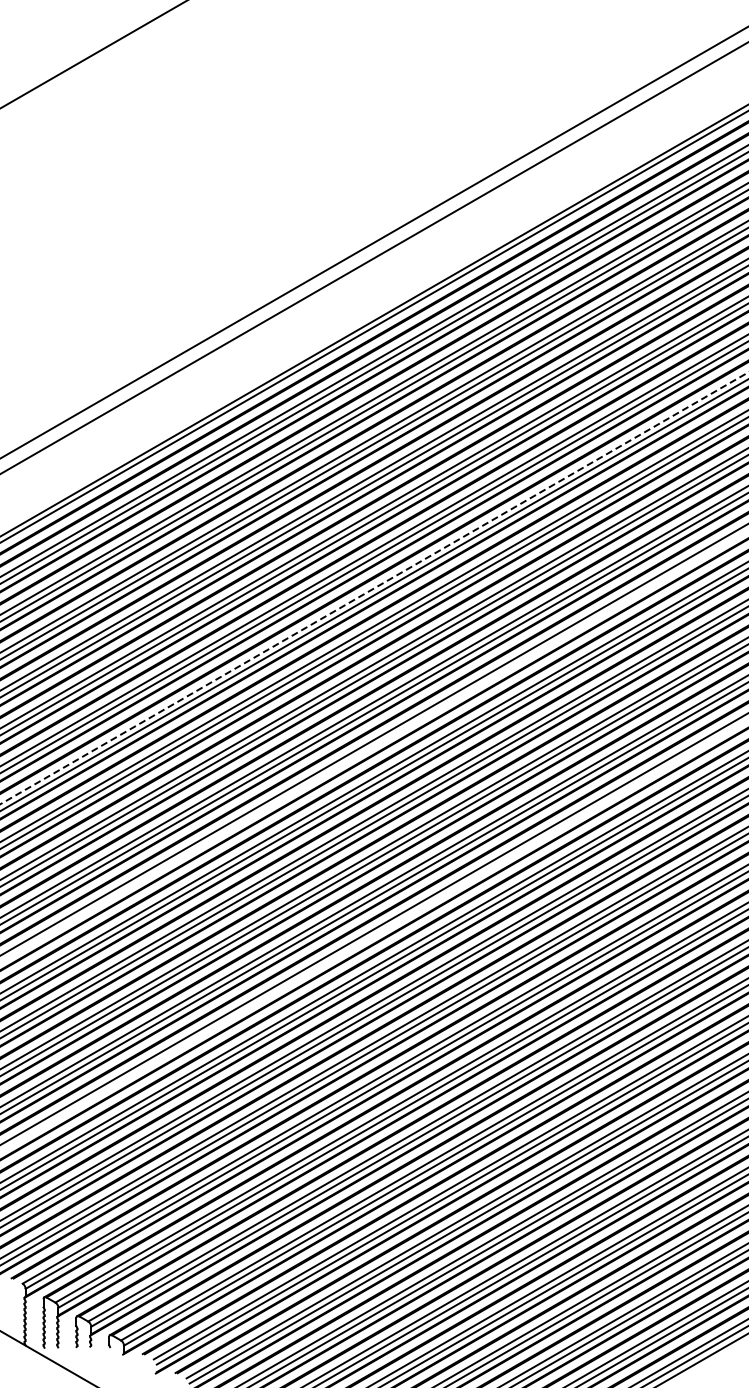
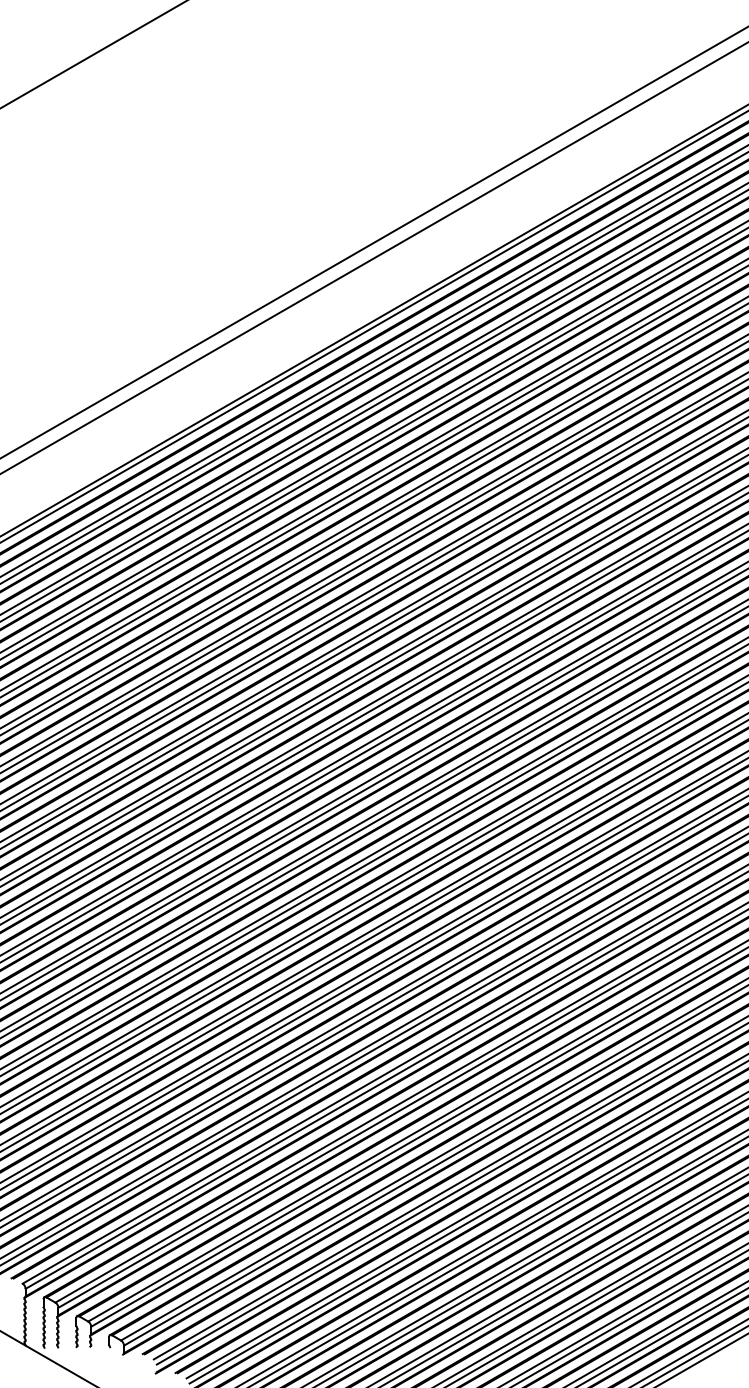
line: dashed -> solid (374, 588)
line: none -> present (373, 746)
line: none -> present (373, 935)
